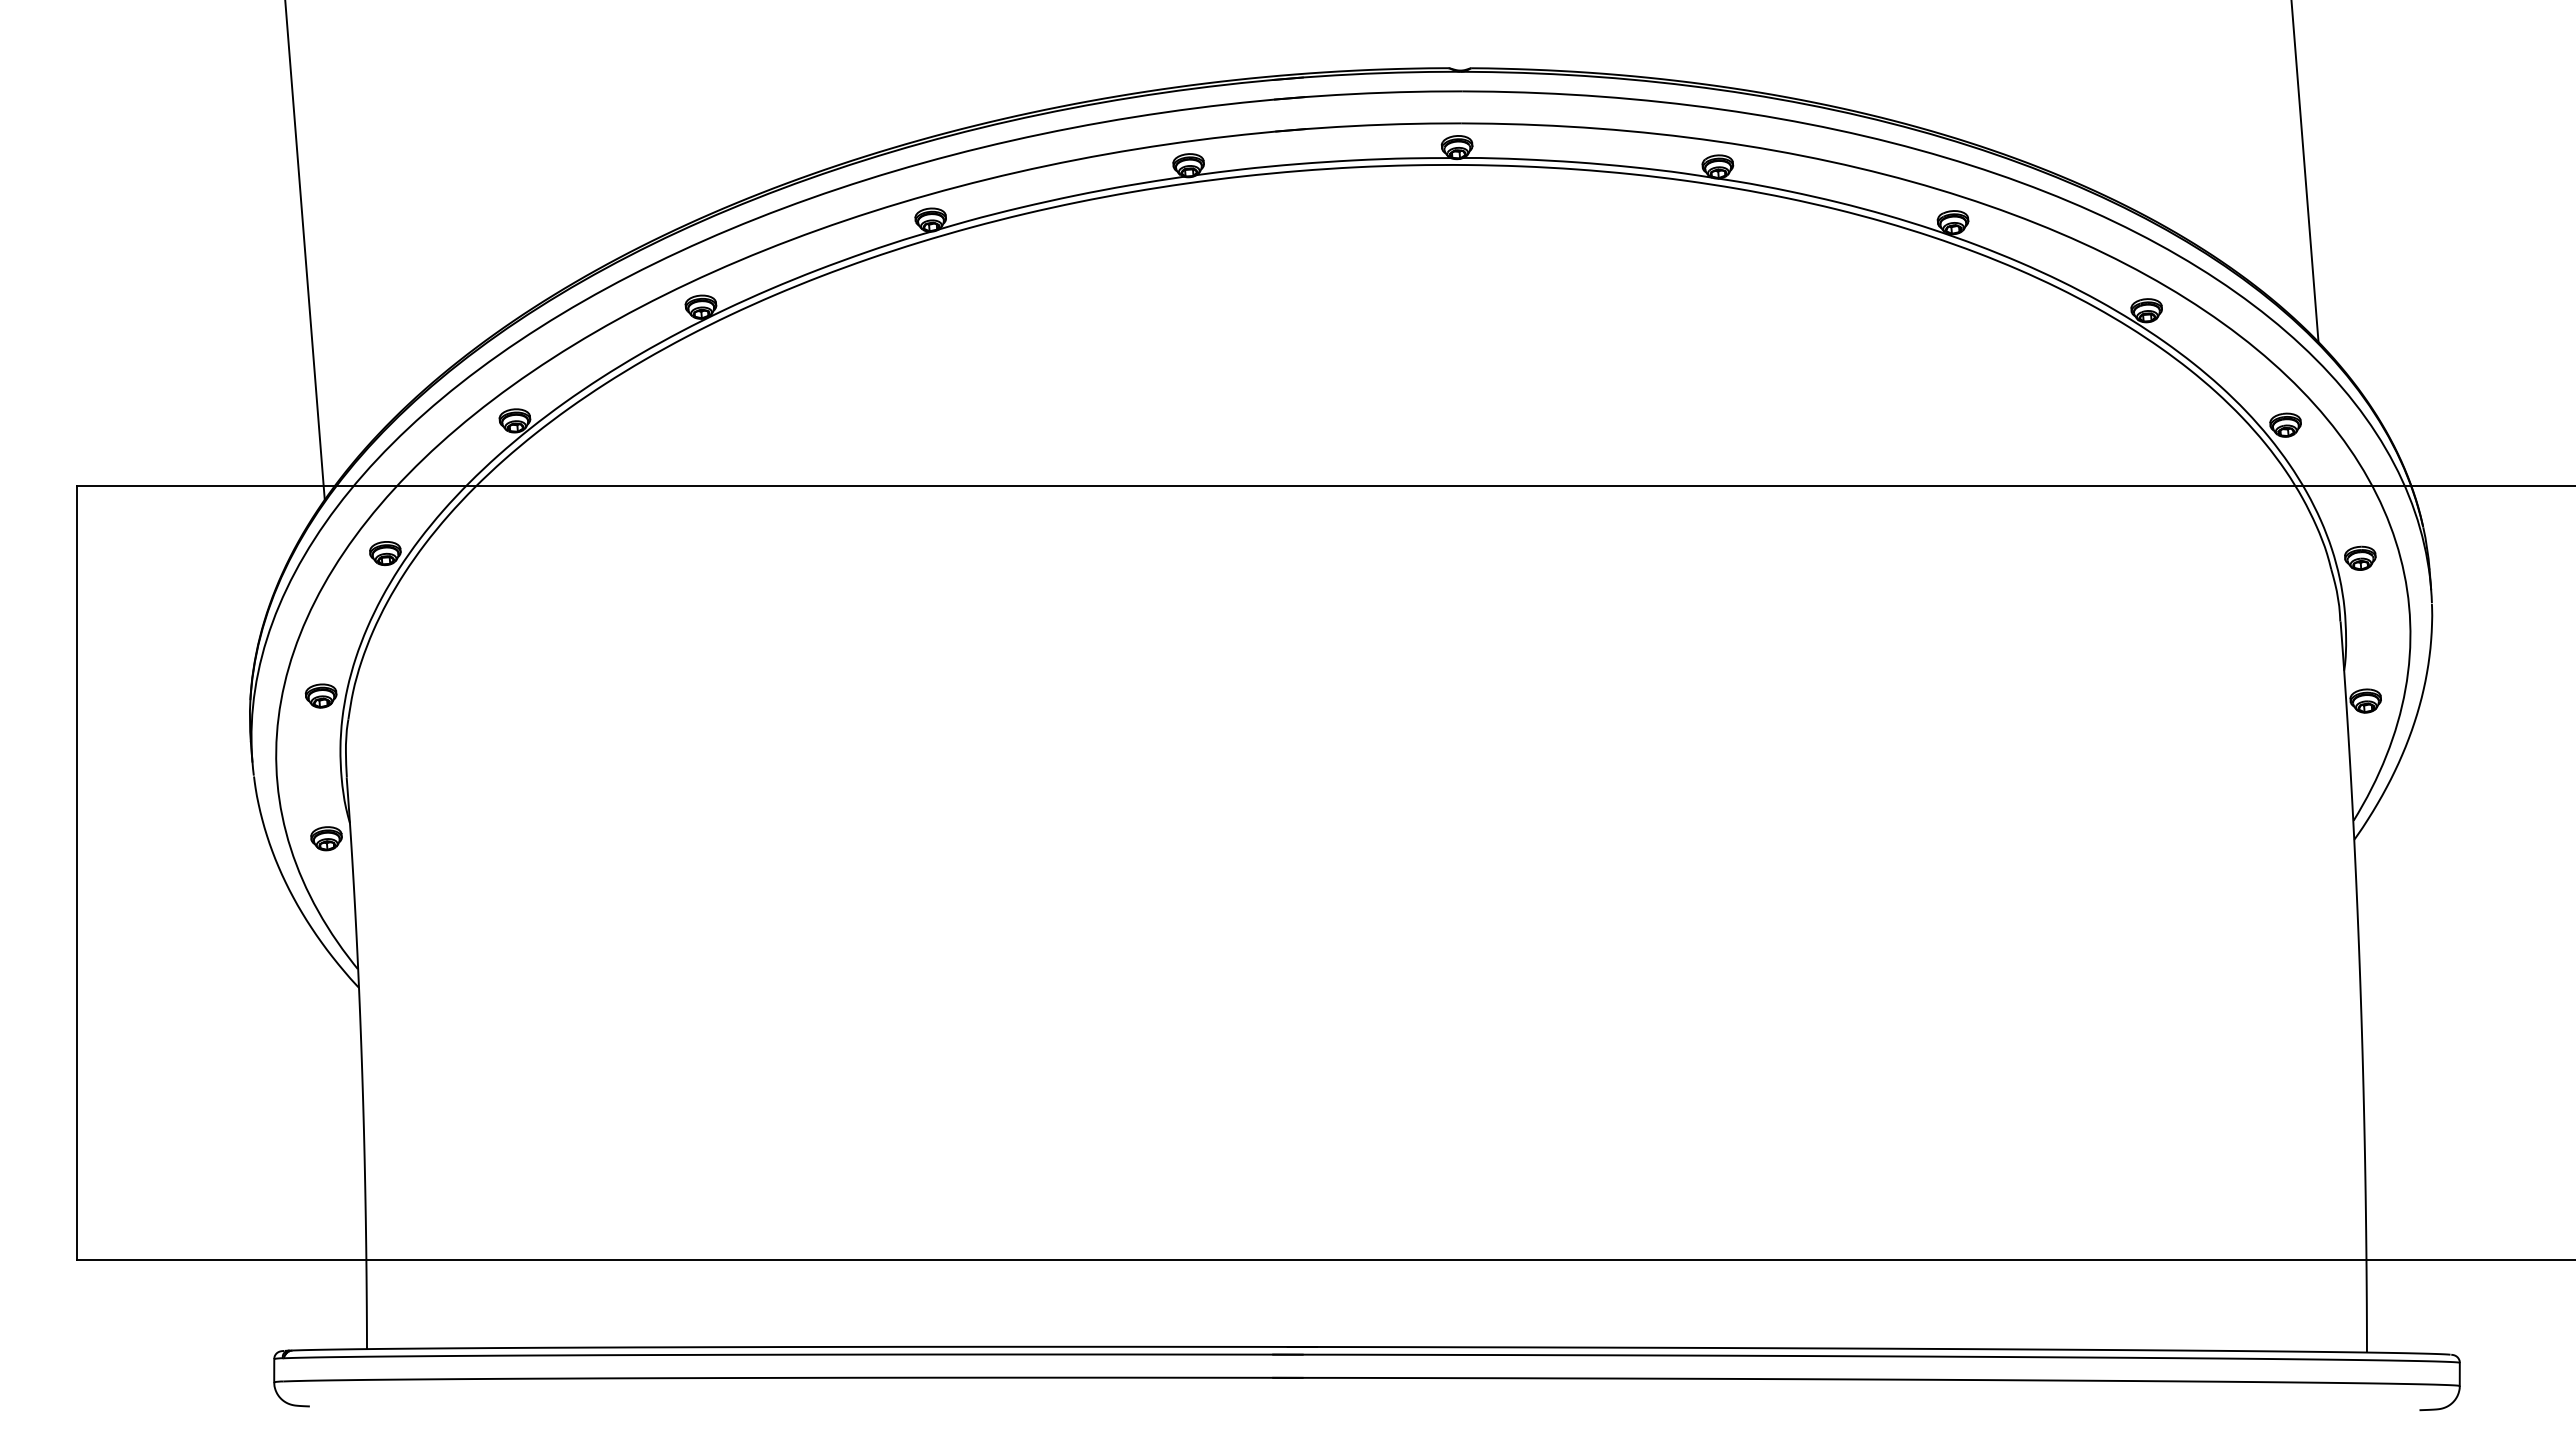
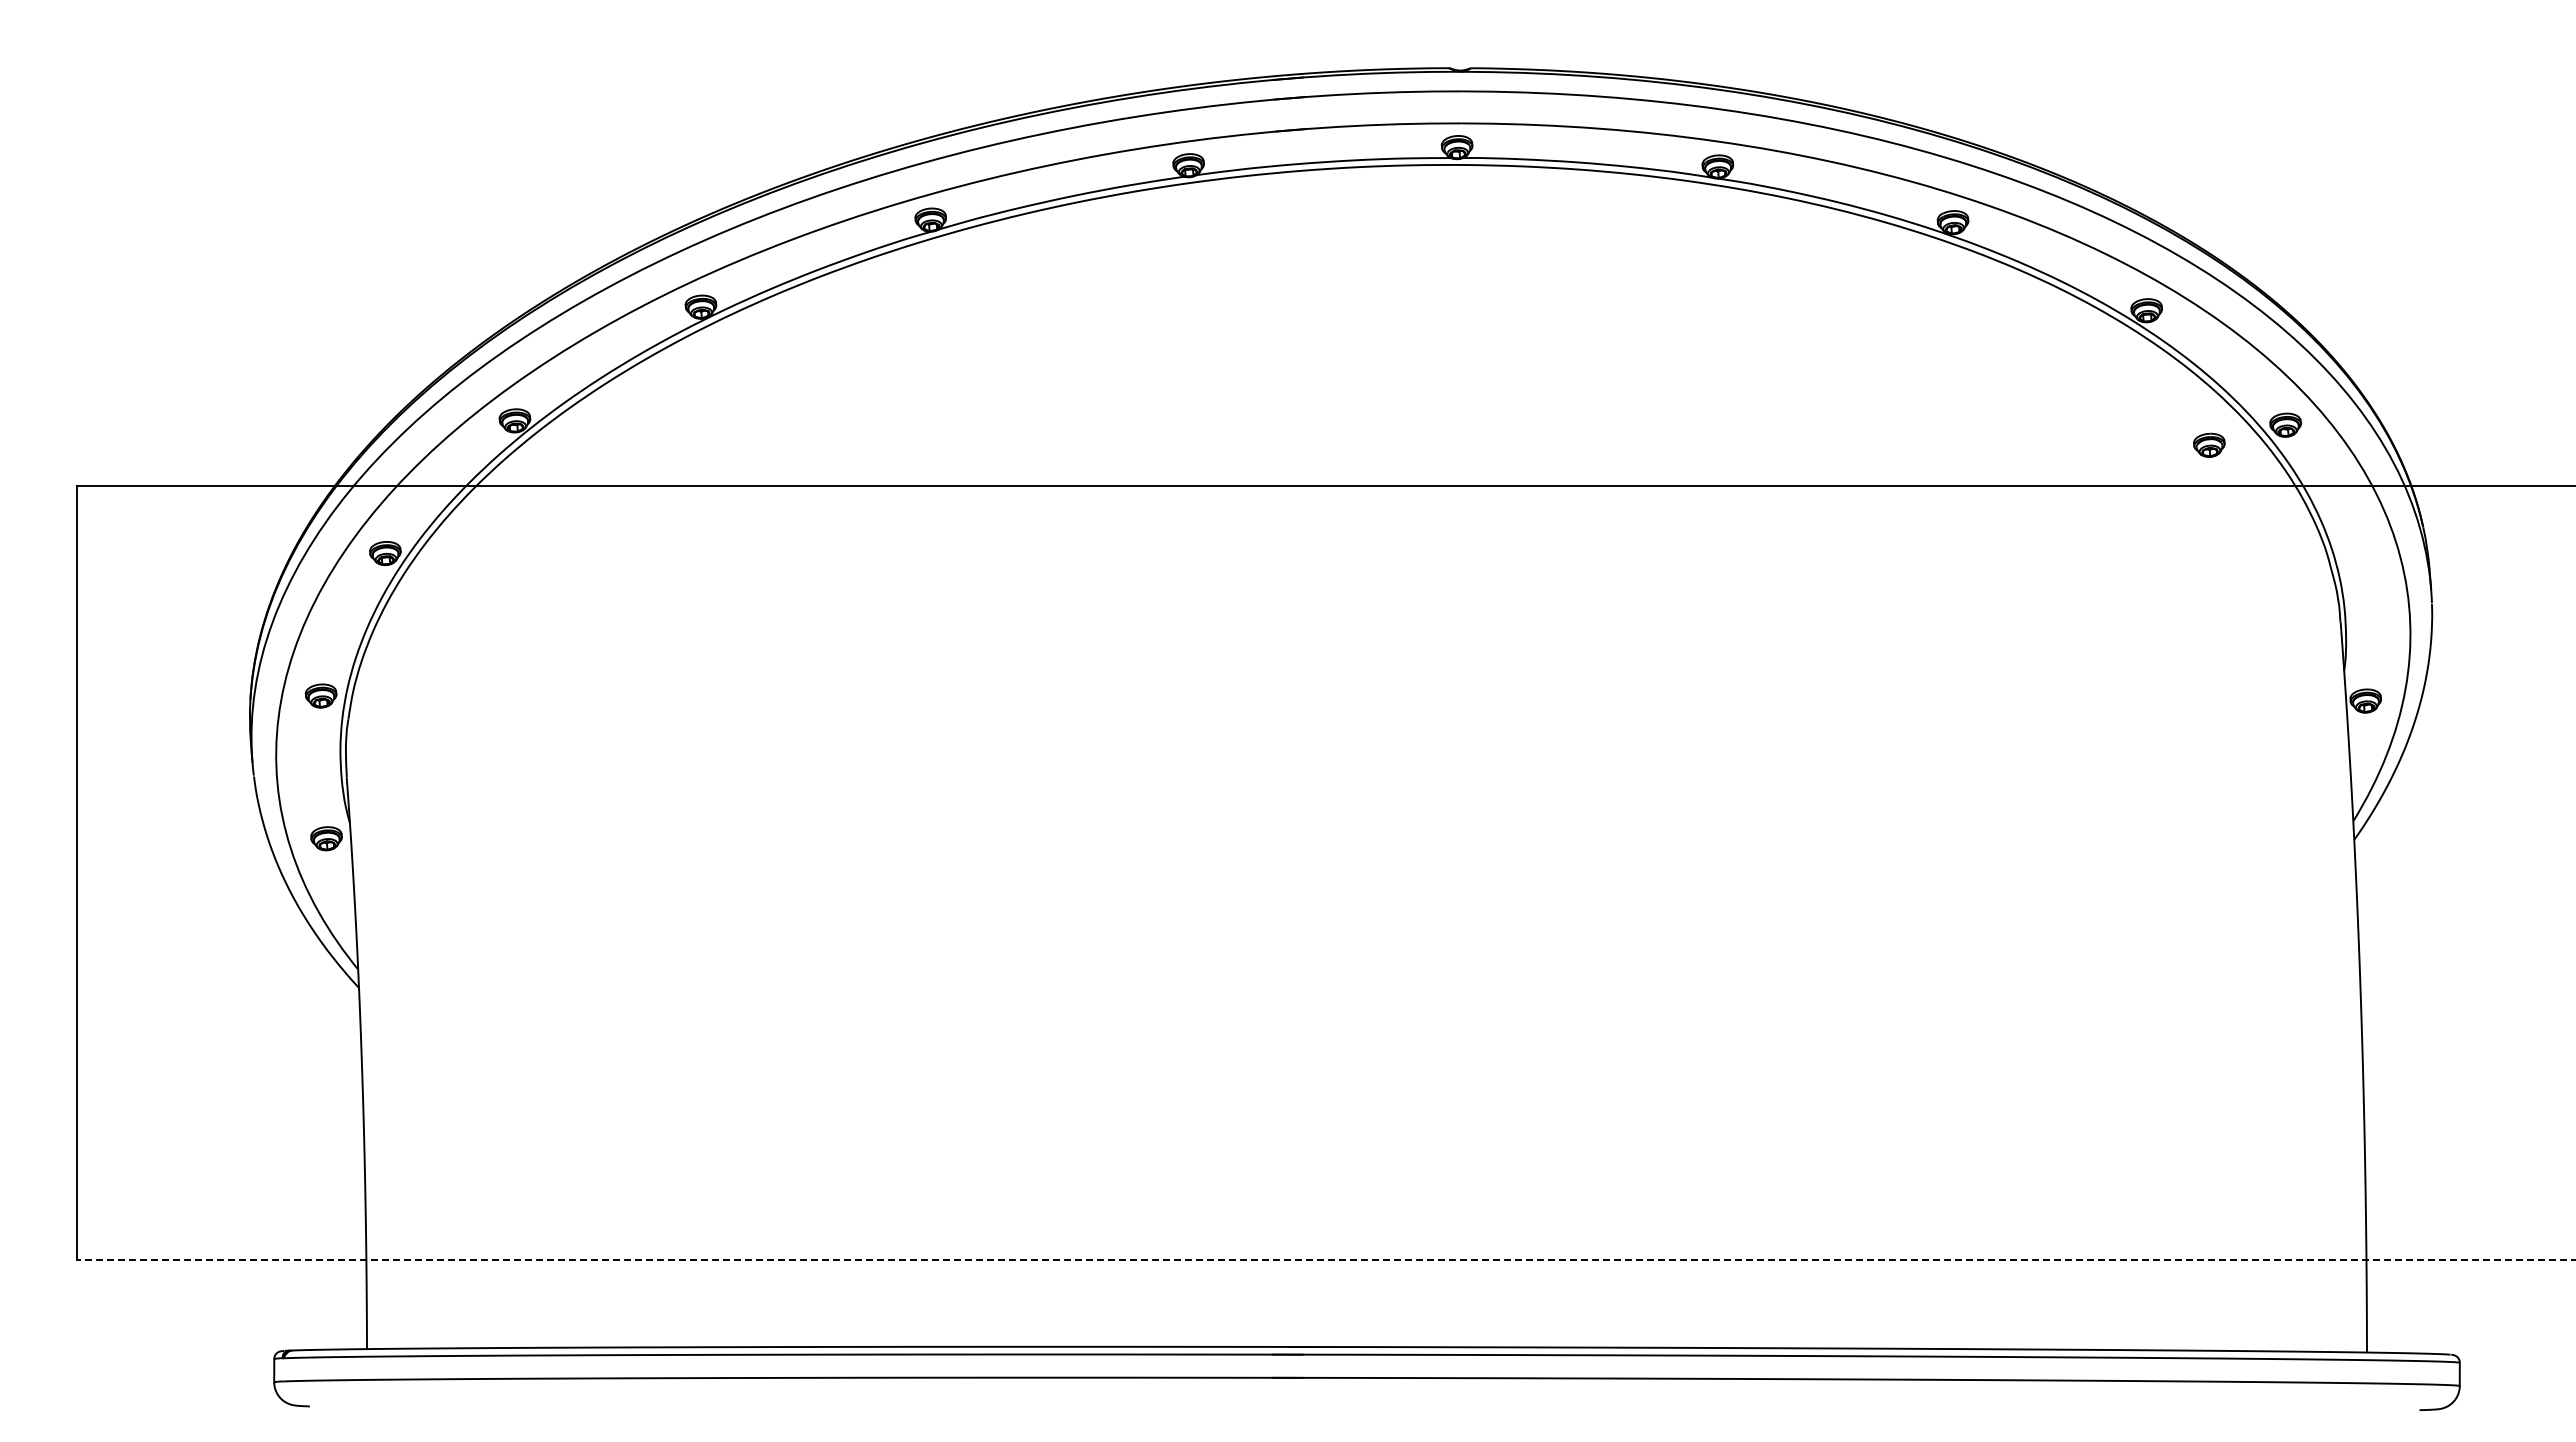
line: present -> none (2304, 172)
line: present -> none (304, 250)
part position: (2360, 557) -> (2209, 444) (2209, 444)
line: solid -> dashed (1325, 1259)
